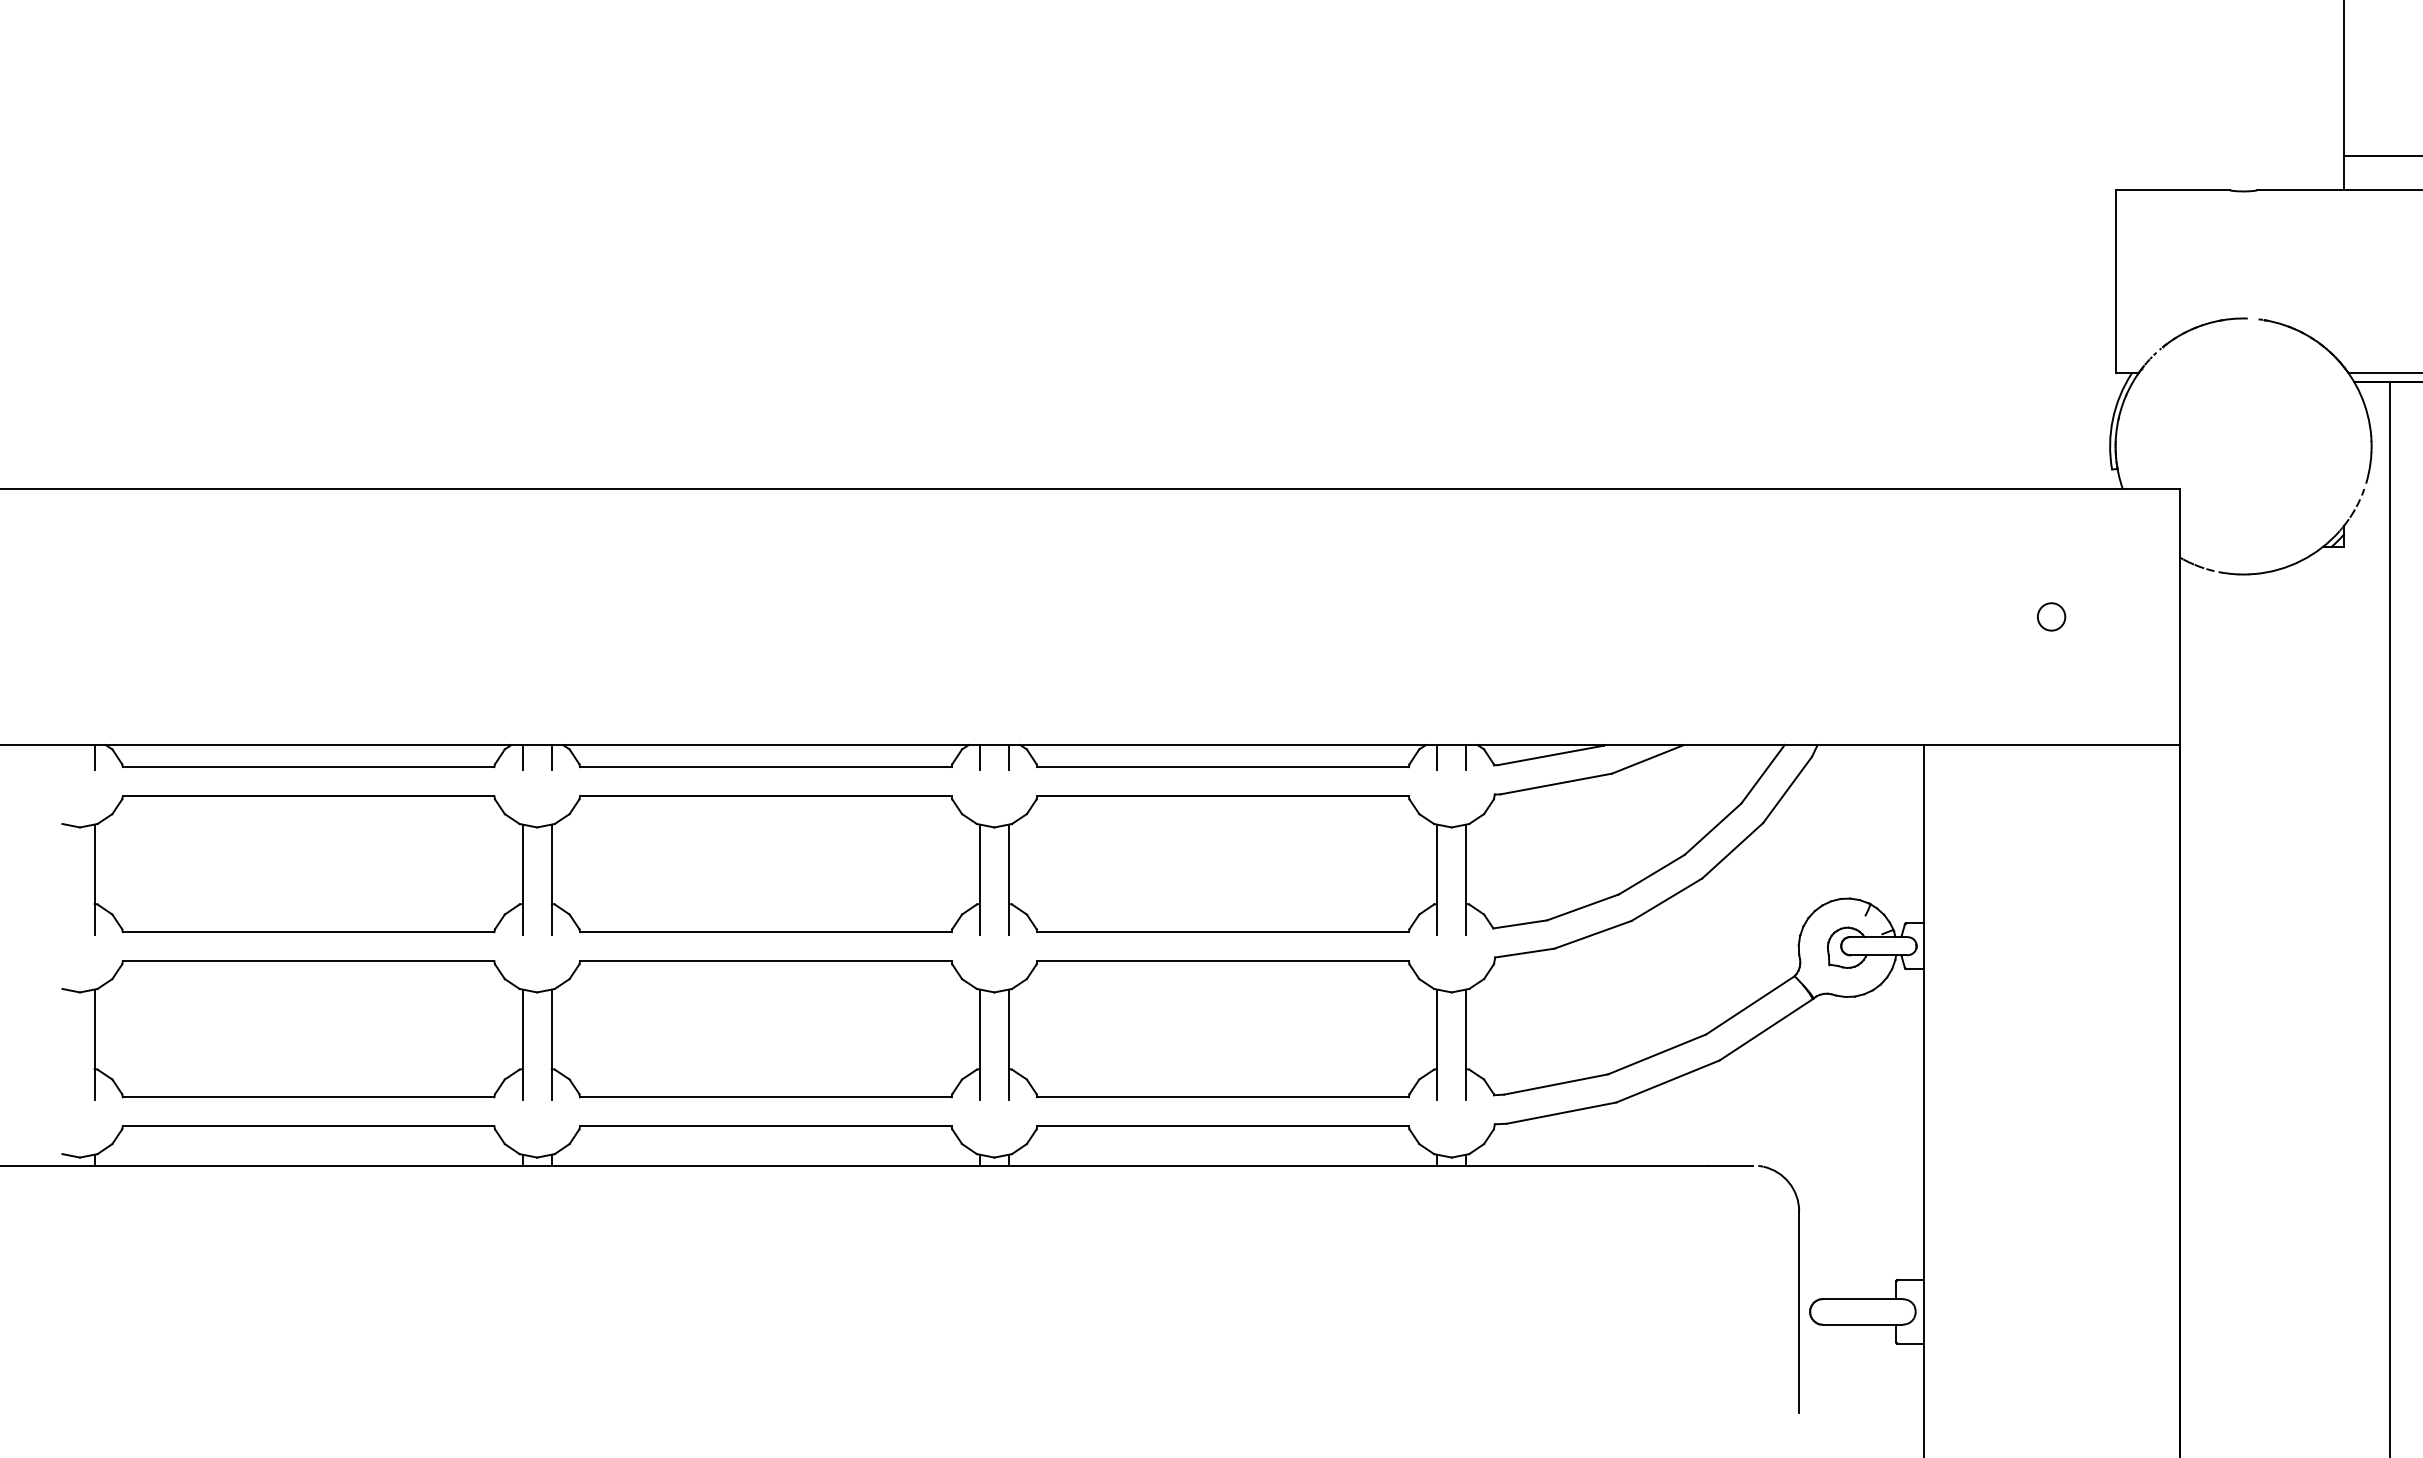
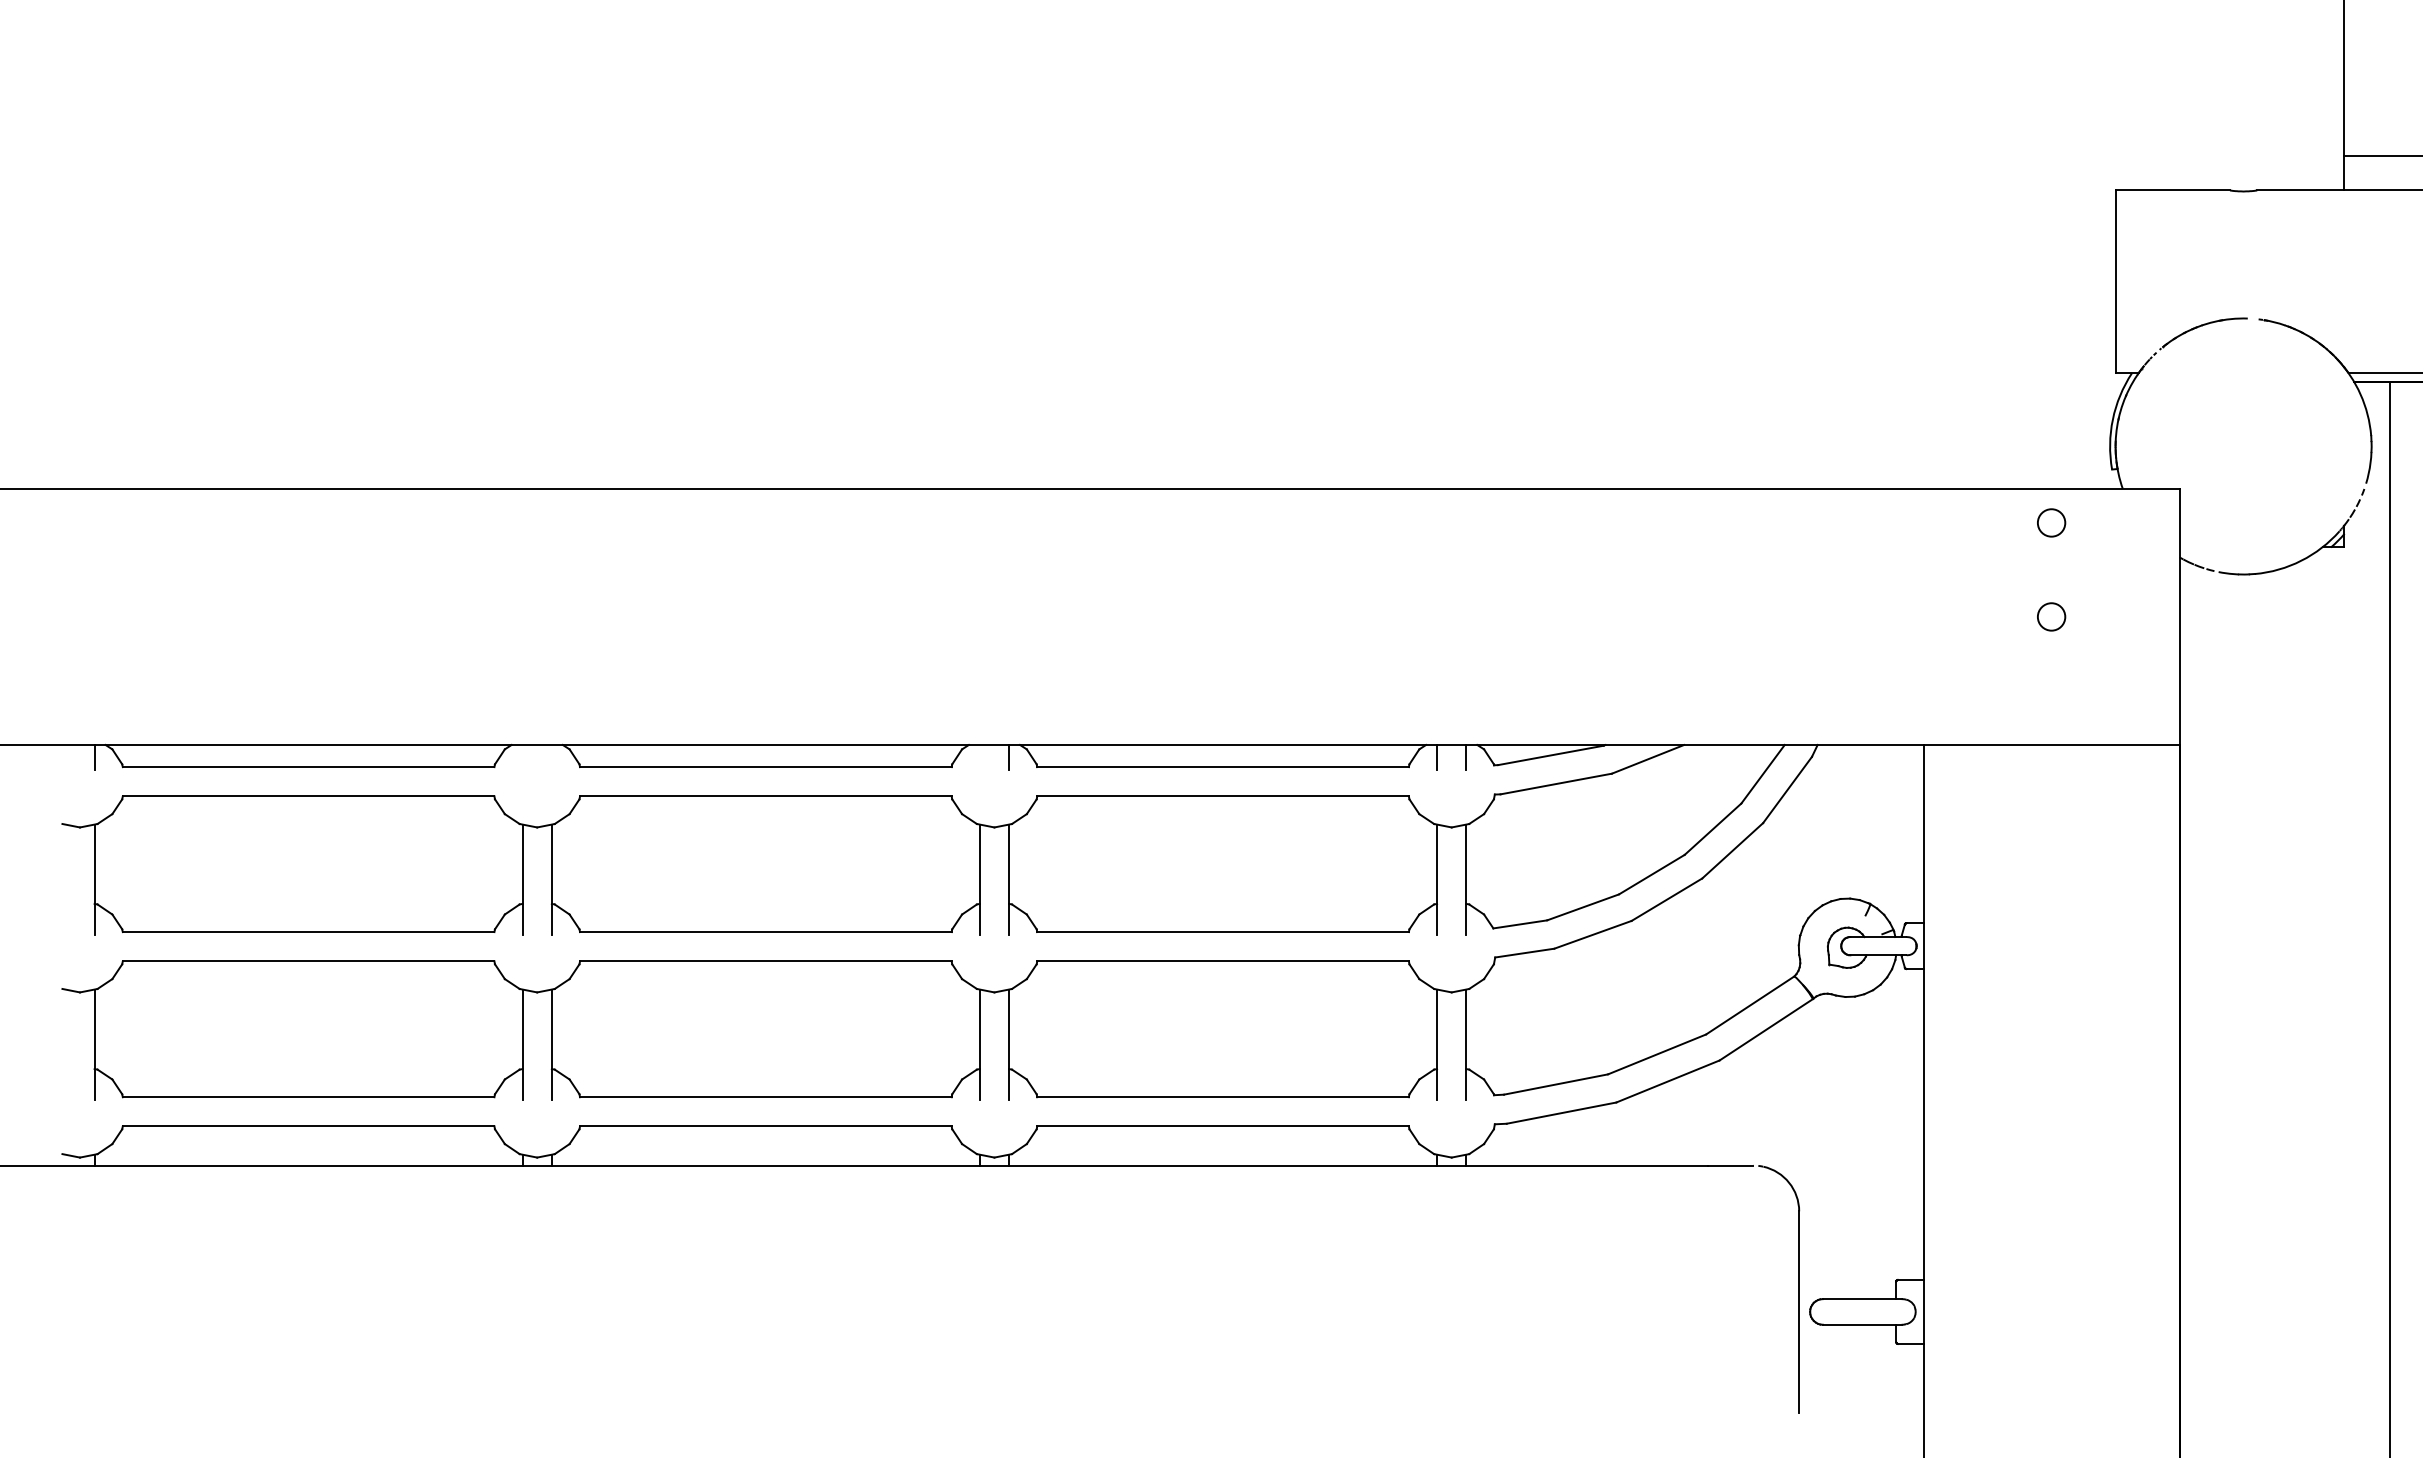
circle: none -> present (2051, 522)
line: present -> none (522, 757)
line: present -> none (551, 757)
line: present -> none (979, 757)
